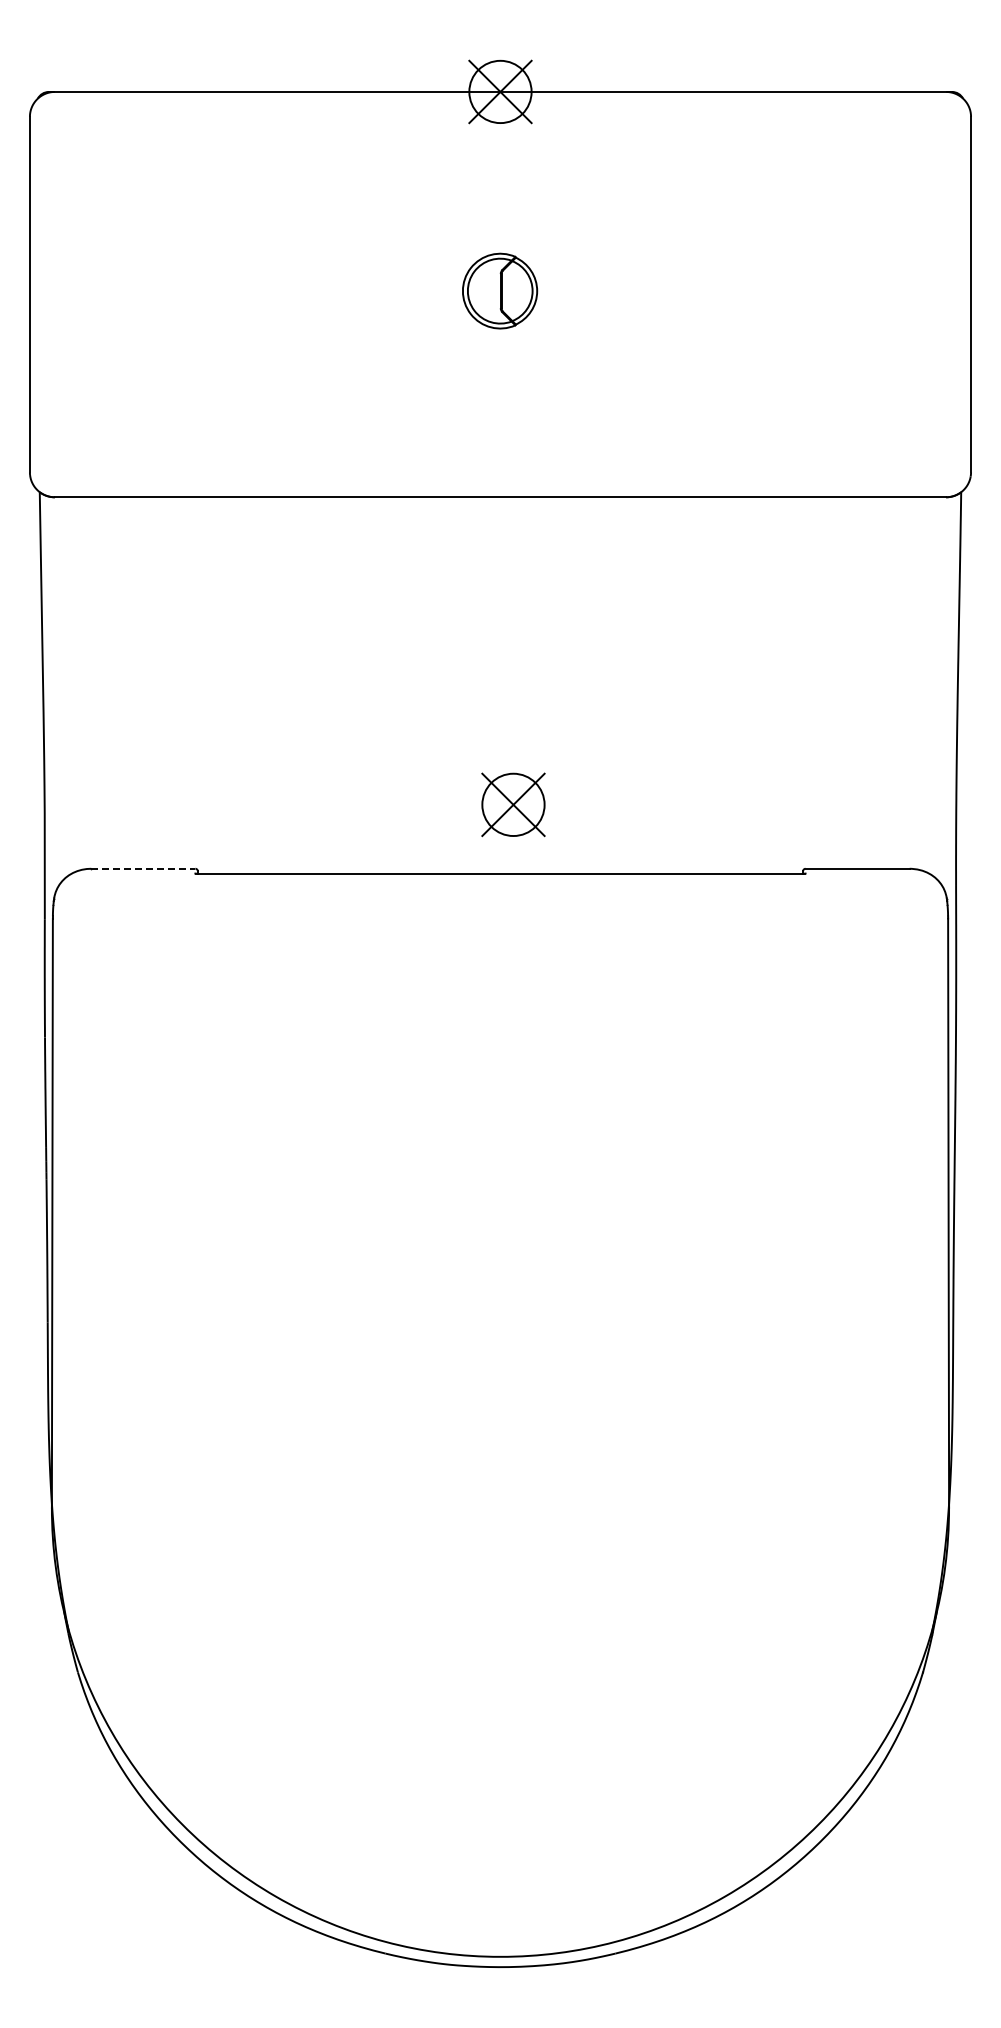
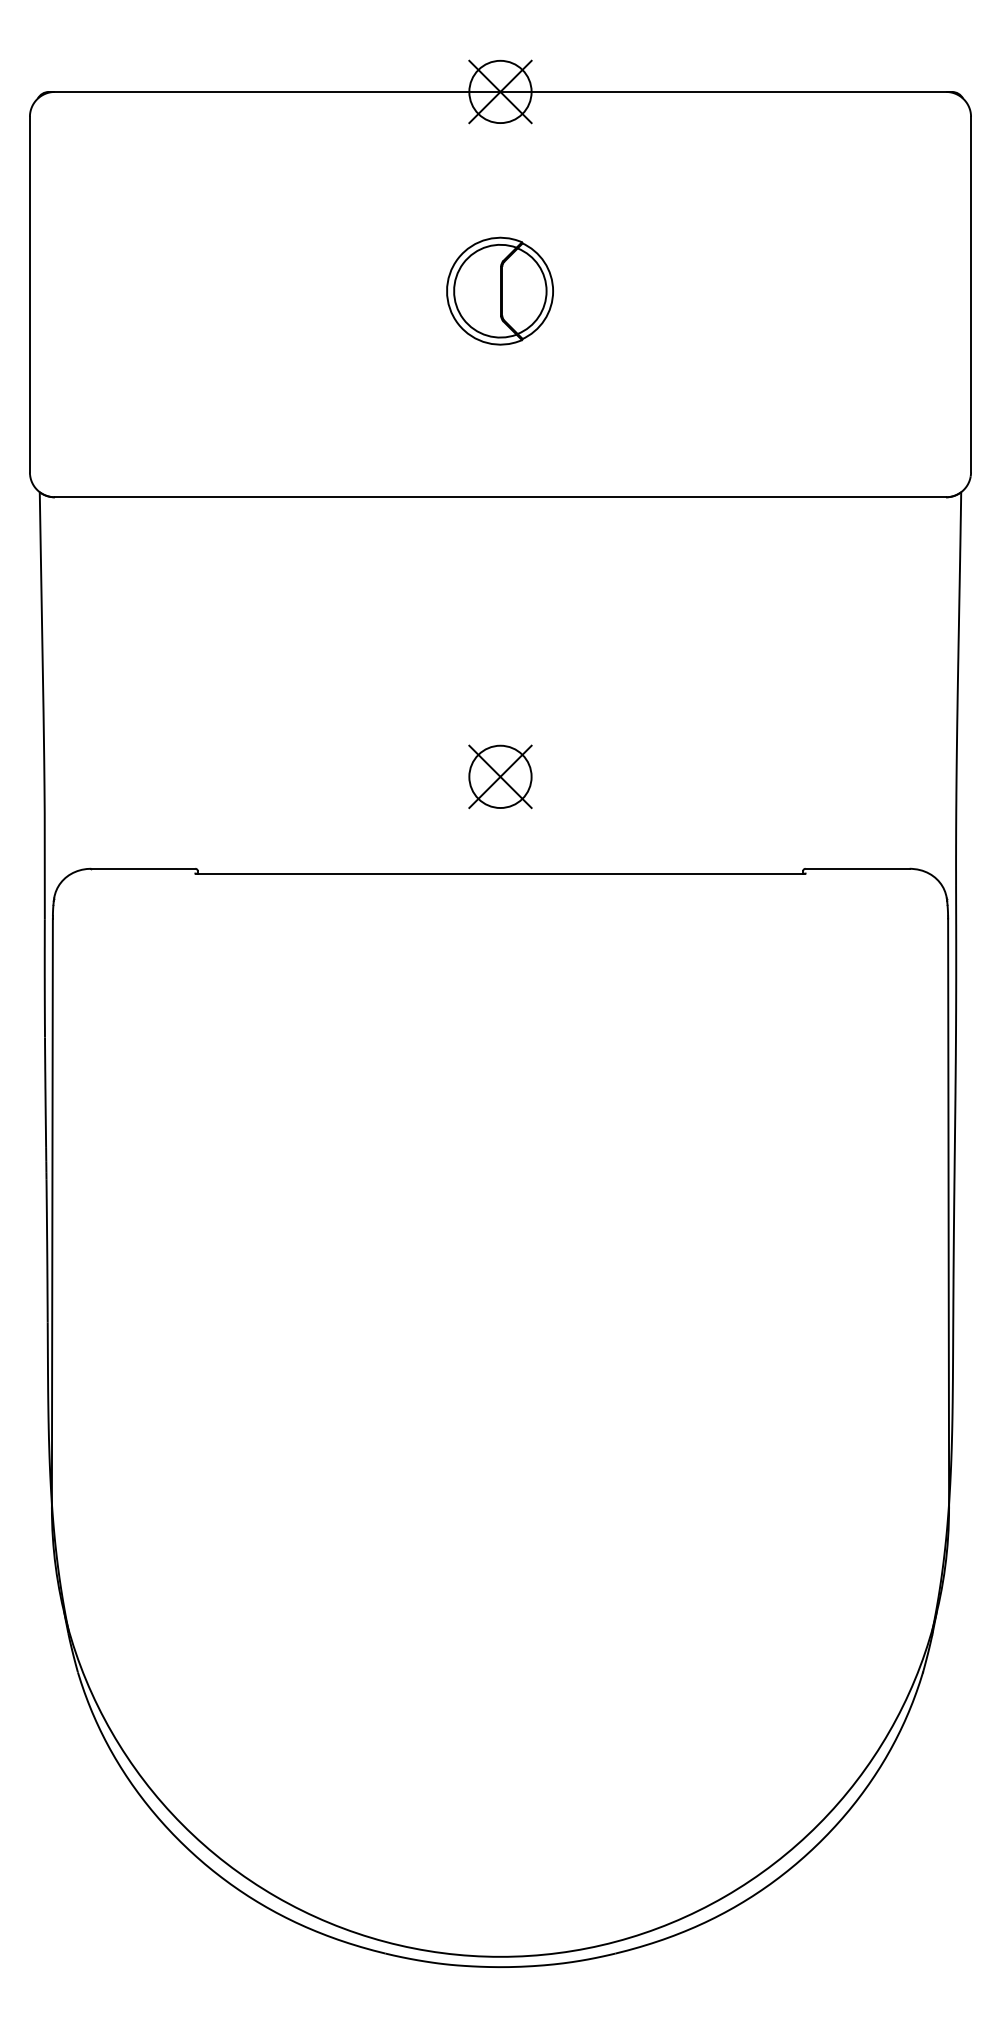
part size: 77x78 px -> 108x110 px (499, 290)
part position: (513, 804) -> (500, 776) (500, 776)
line: dashed -> solid (143, 868)
